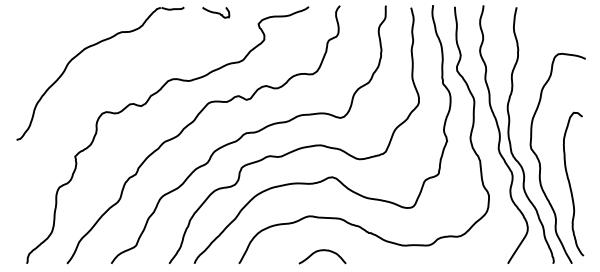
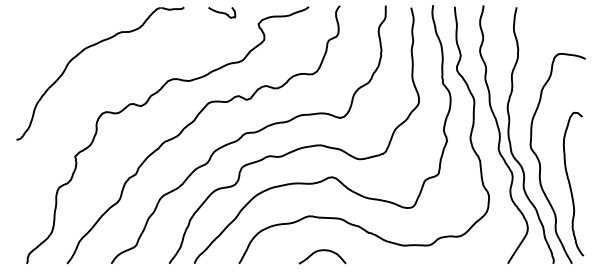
curve position: (216, 12) -> (222, 12) (222, 12)
